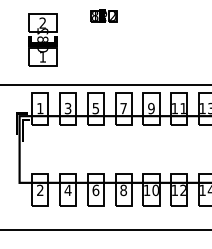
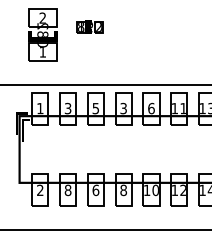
part position: (103, 15) -> (89, 26) (89, 26)
part position: (42, 39) -> (42, 34) (42, 34)
text: 7 -> 3 (123, 108)
text: 9 -> 6 (151, 108)
text: 4 -> 8 (67, 190)
